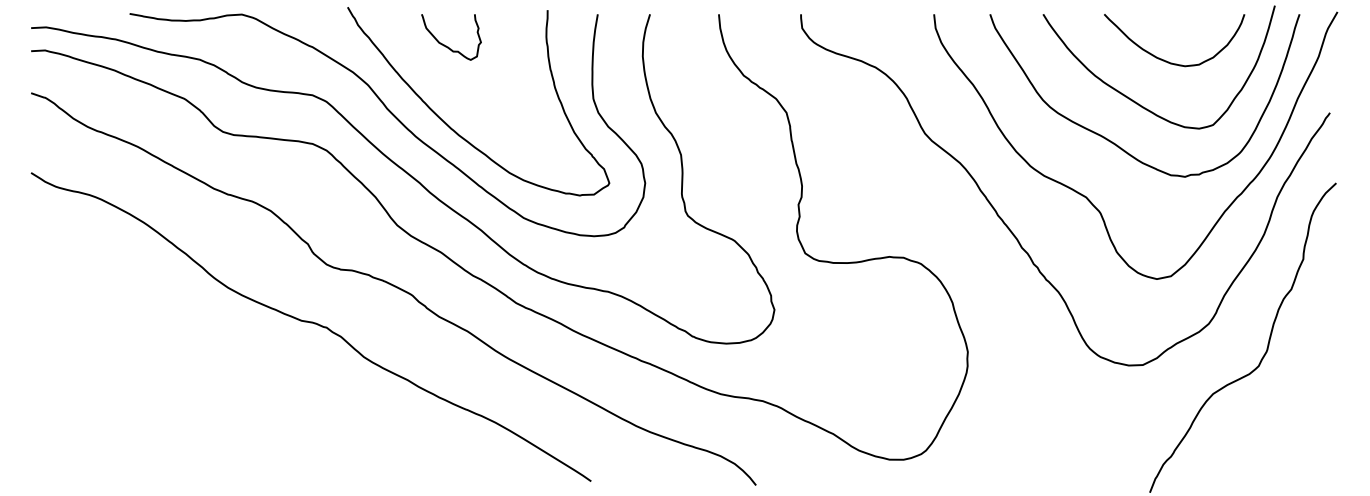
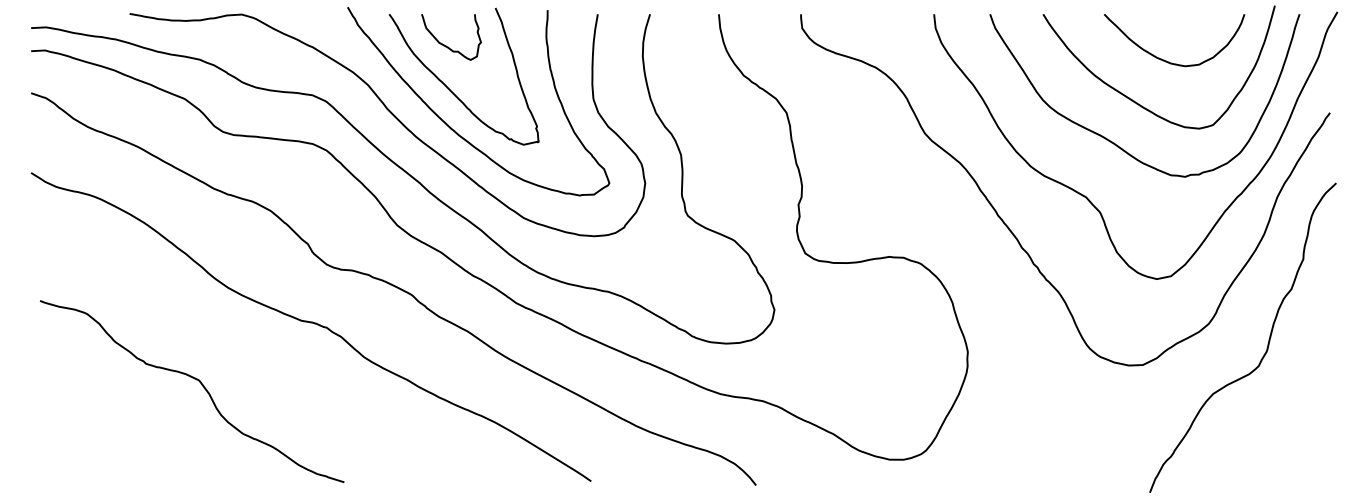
curve: none -> present (450, 89)
curve: none -> present (201, 385)
